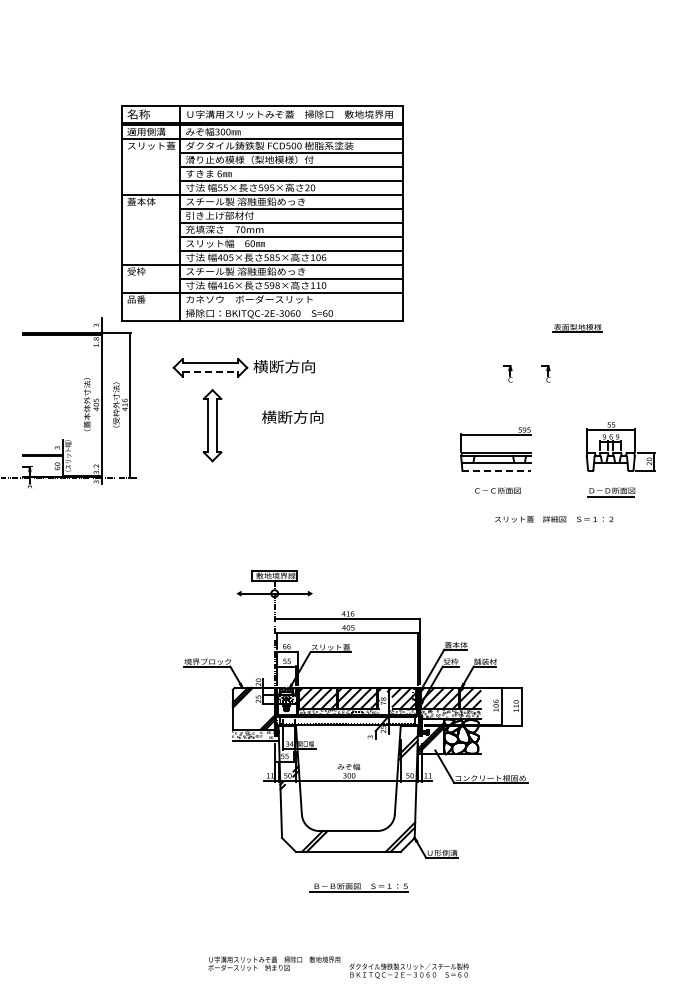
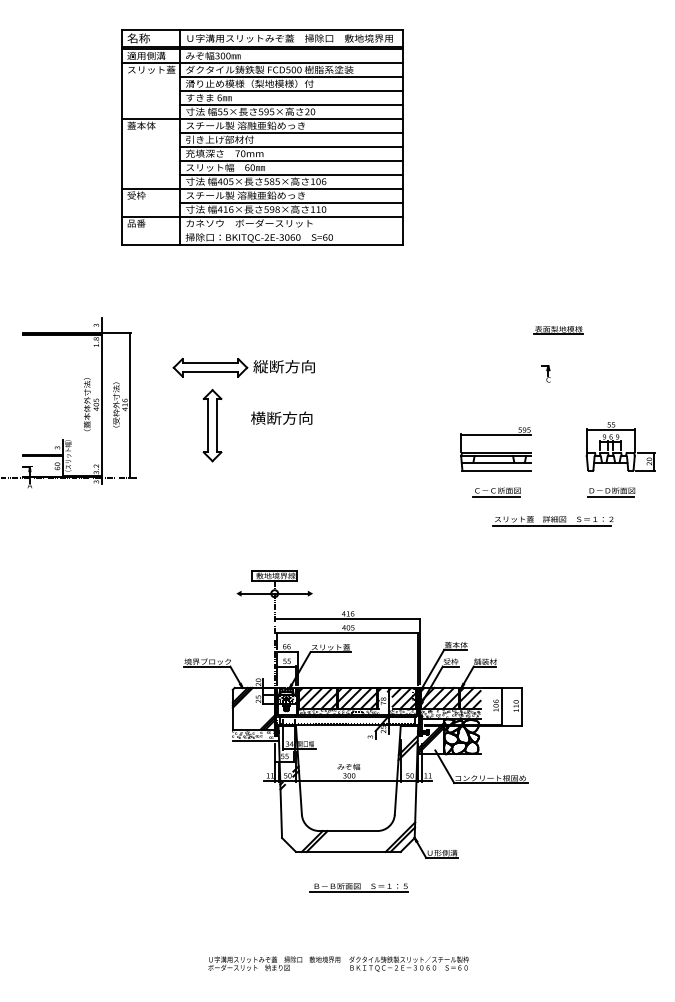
part position: (262, 213) -> (262, 137) (262, 137)
part position: (577, 328) -> (558, 330) (558, 330)
text: 横断方向 -> 縦断方向 (260, 366)
line: dashed -> solid (210, 372)
part: present -> none (507, 373)
text position: (292, 416) -> (281, 417) (281, 417)
line: dashed -> solid (496, 470)
line: none -> present (496, 497)
line: none -> present (551, 525)
text position: (408, 970) -> (408, 963) (408, 963)
